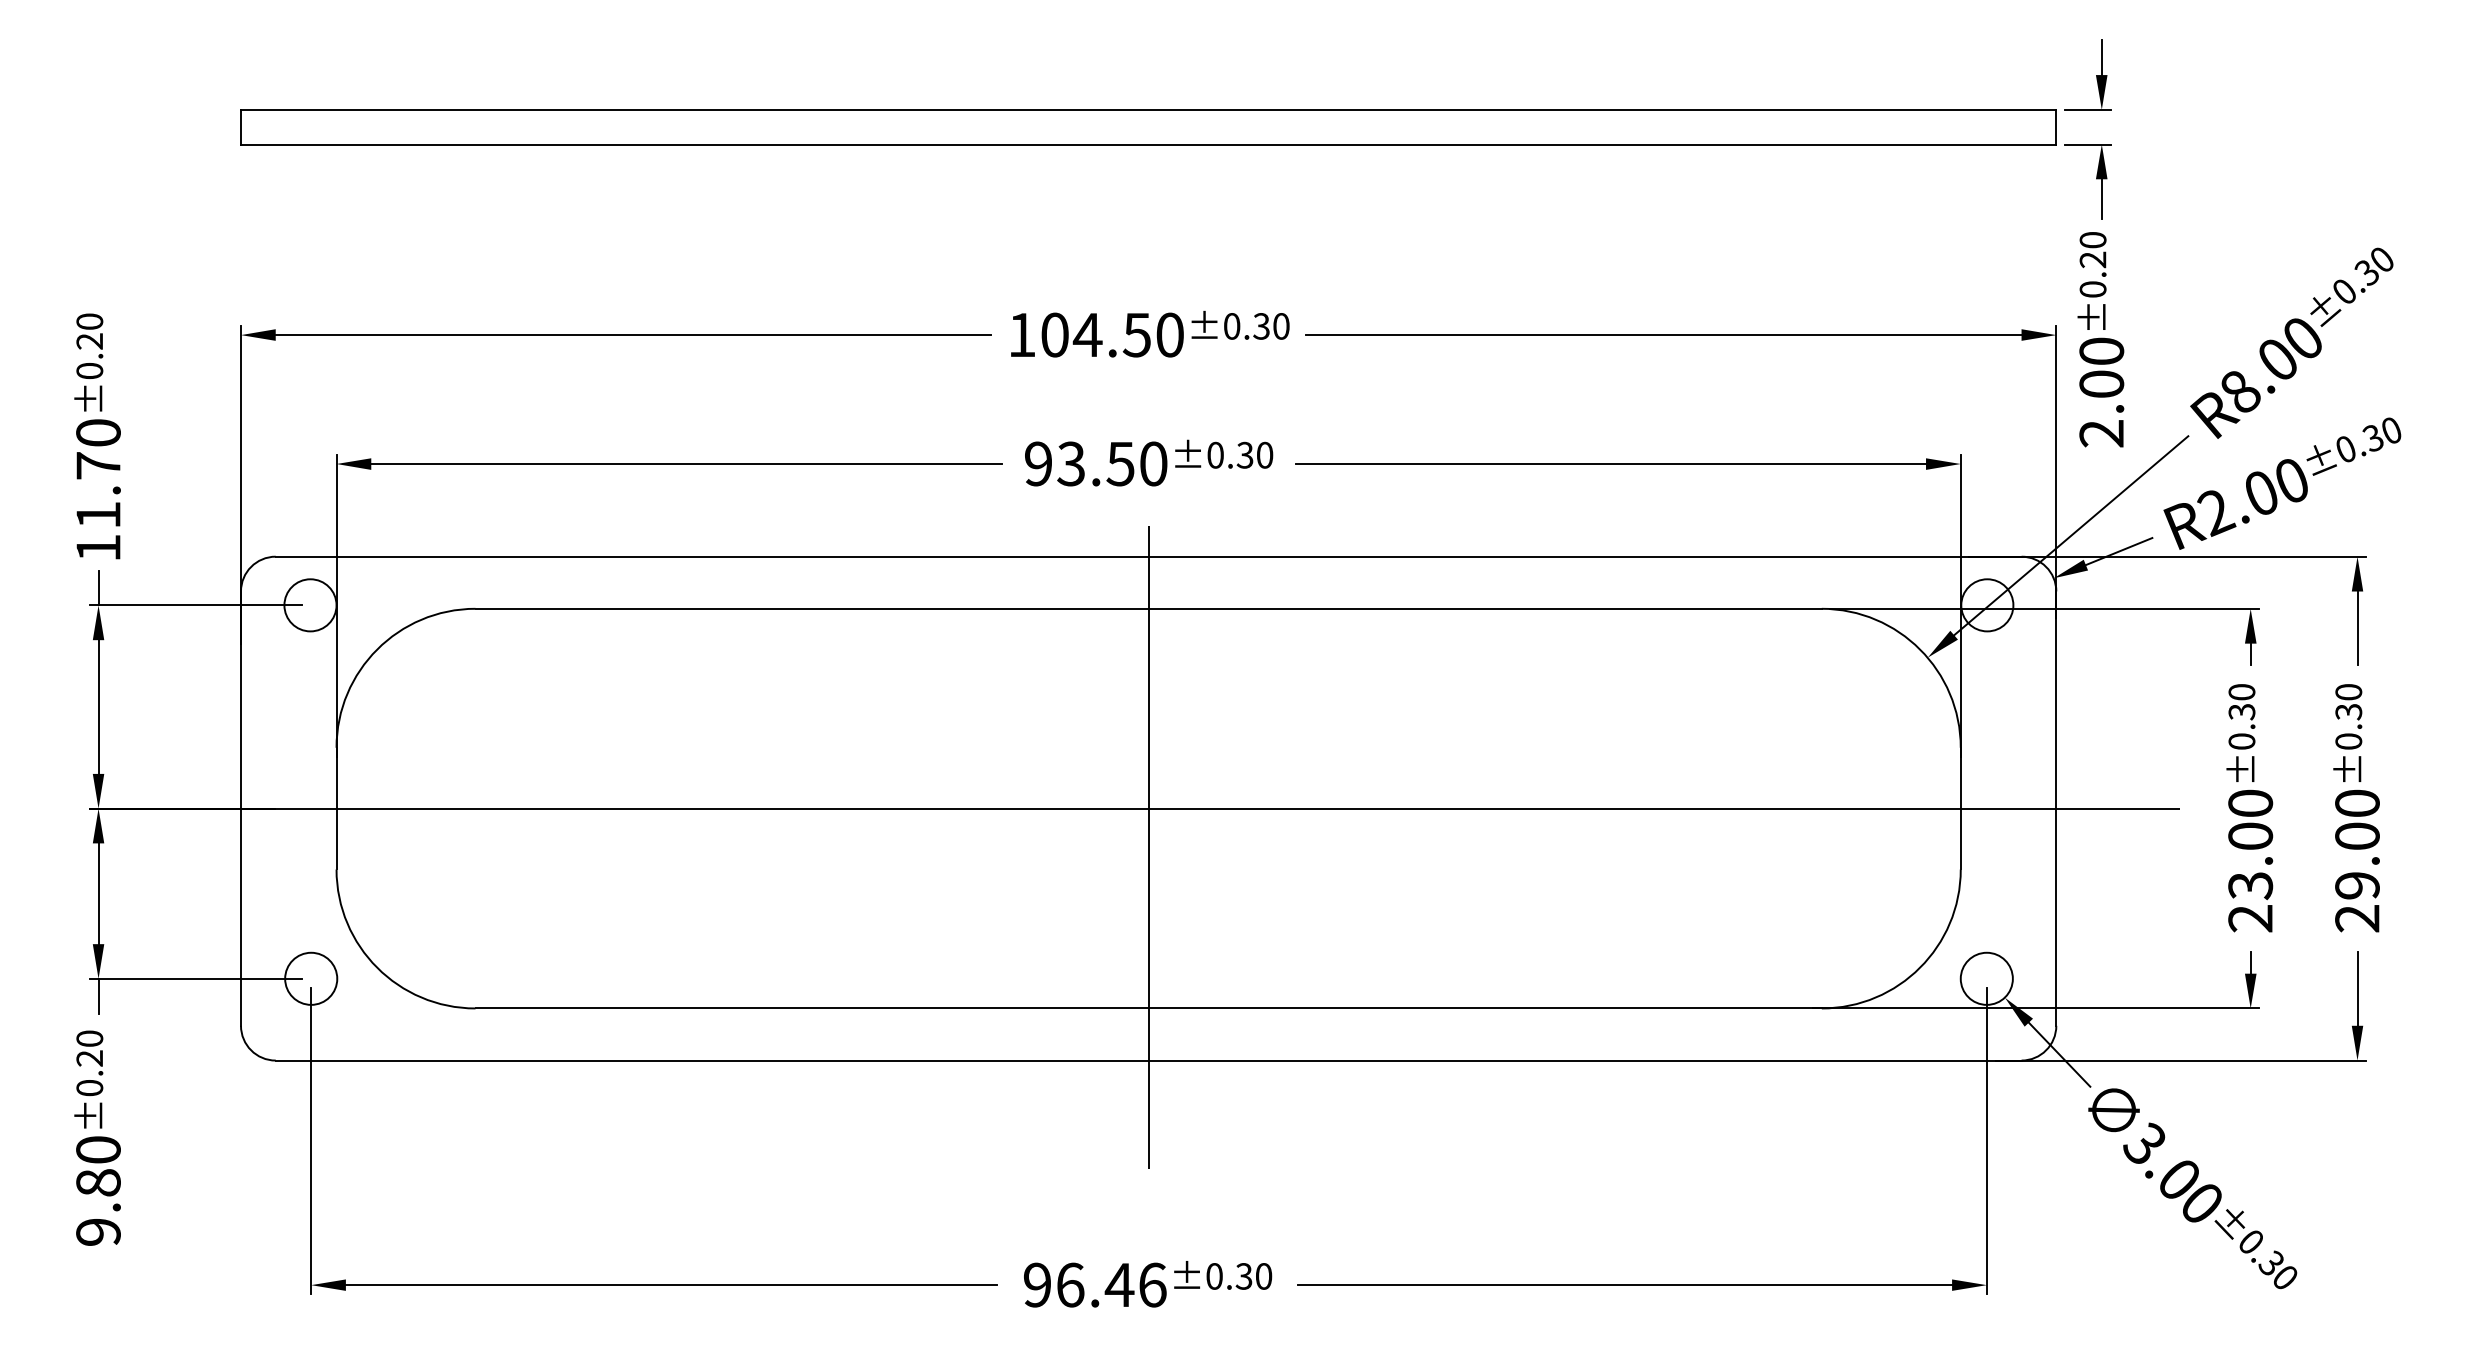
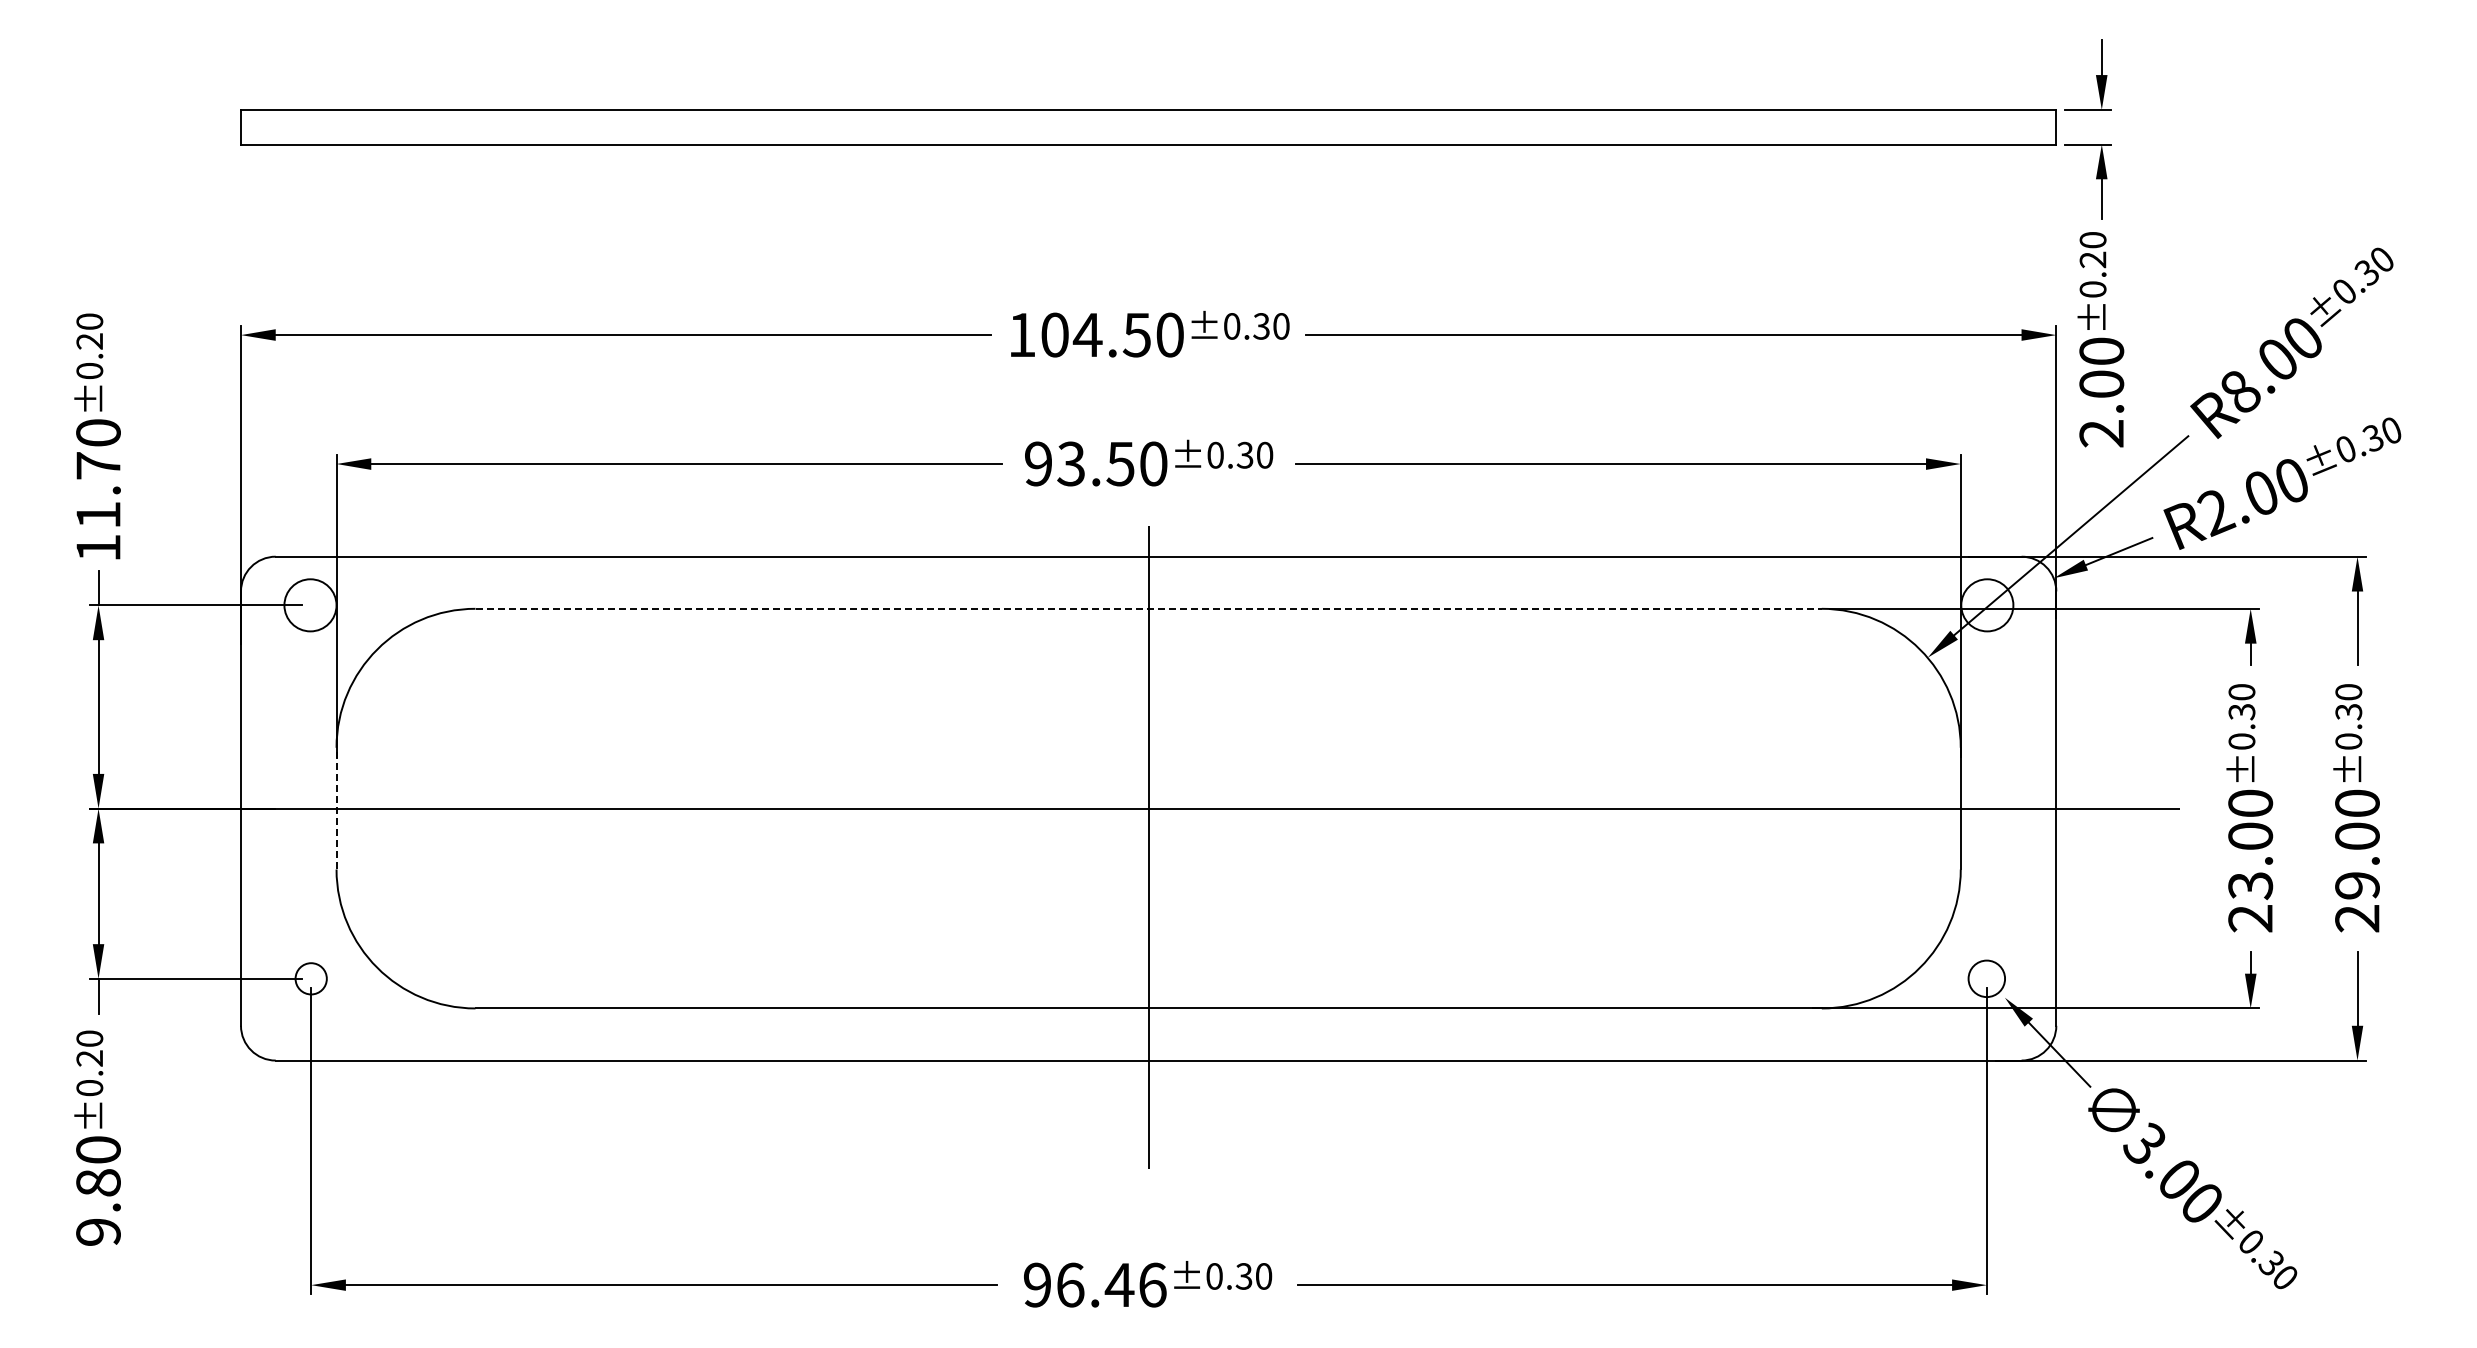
line: solid -> dashed (1149, 608)
line: solid -> dashed (336, 808)
circle diameter: 52 px -> 31 px (310, 978)
circle diameter: 52 px -> 36 px (1986, 978)
